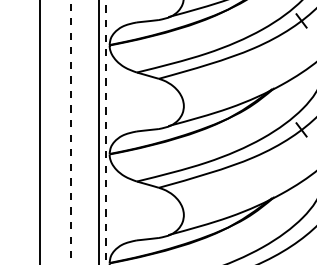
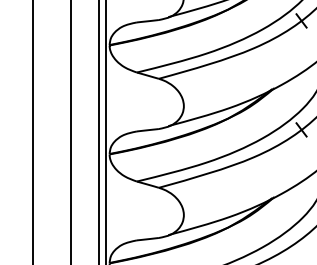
line position: (40, 131) -> (33, 131) (33, 131)
line: dashed -> solid (70, 132)
line: dashed -> solid (106, 132)
